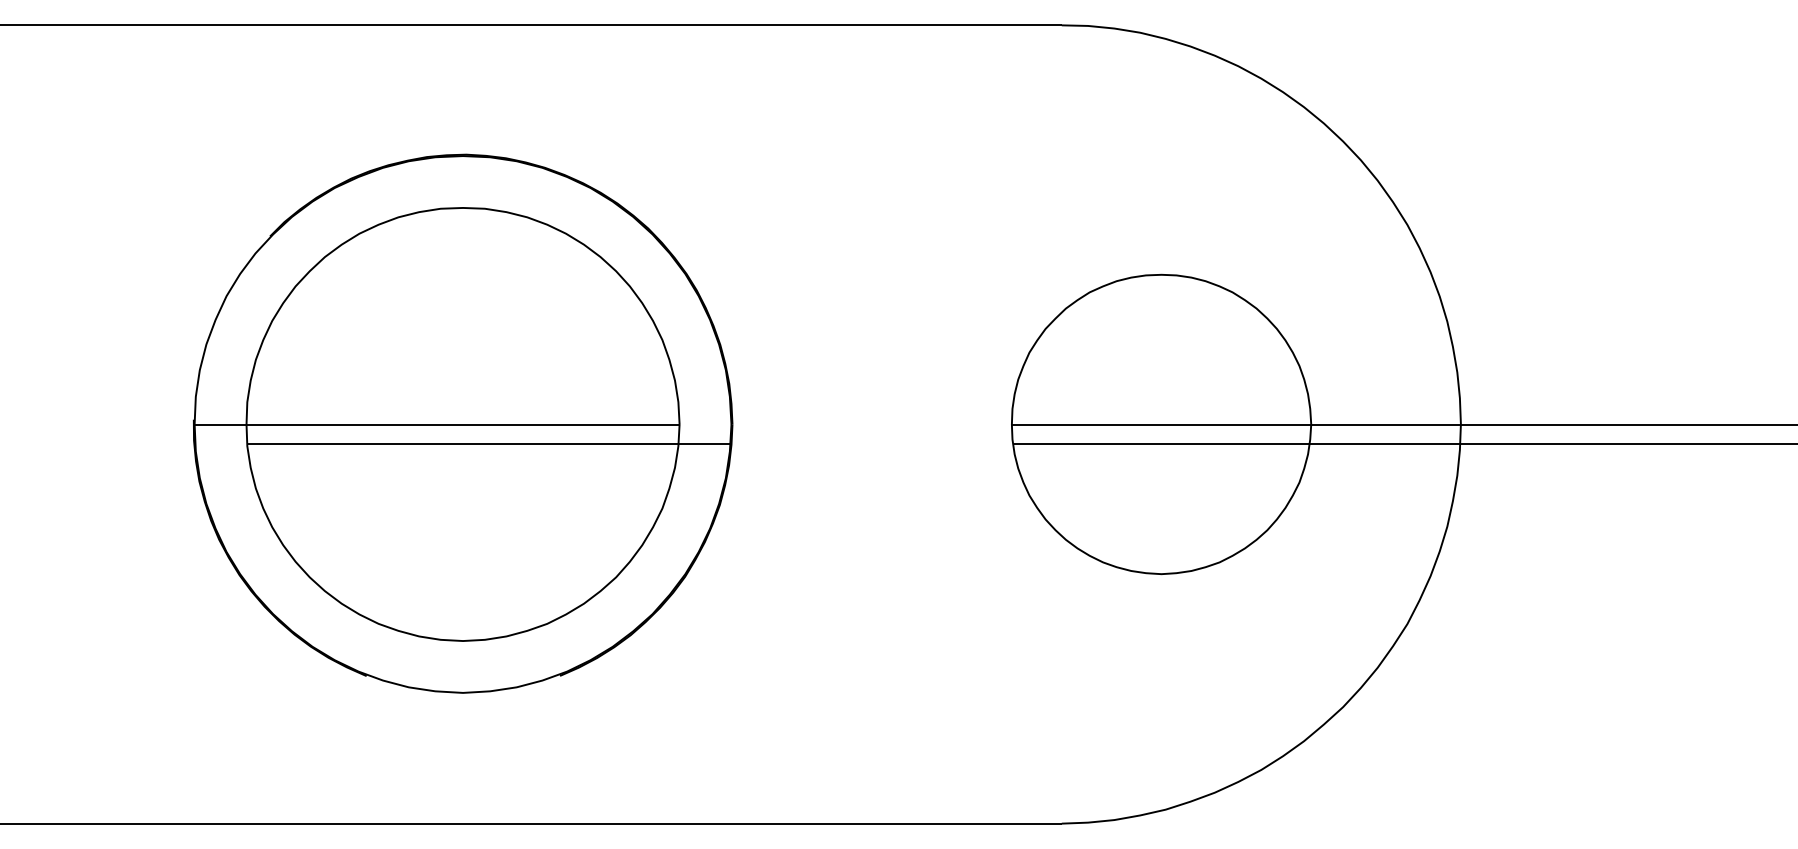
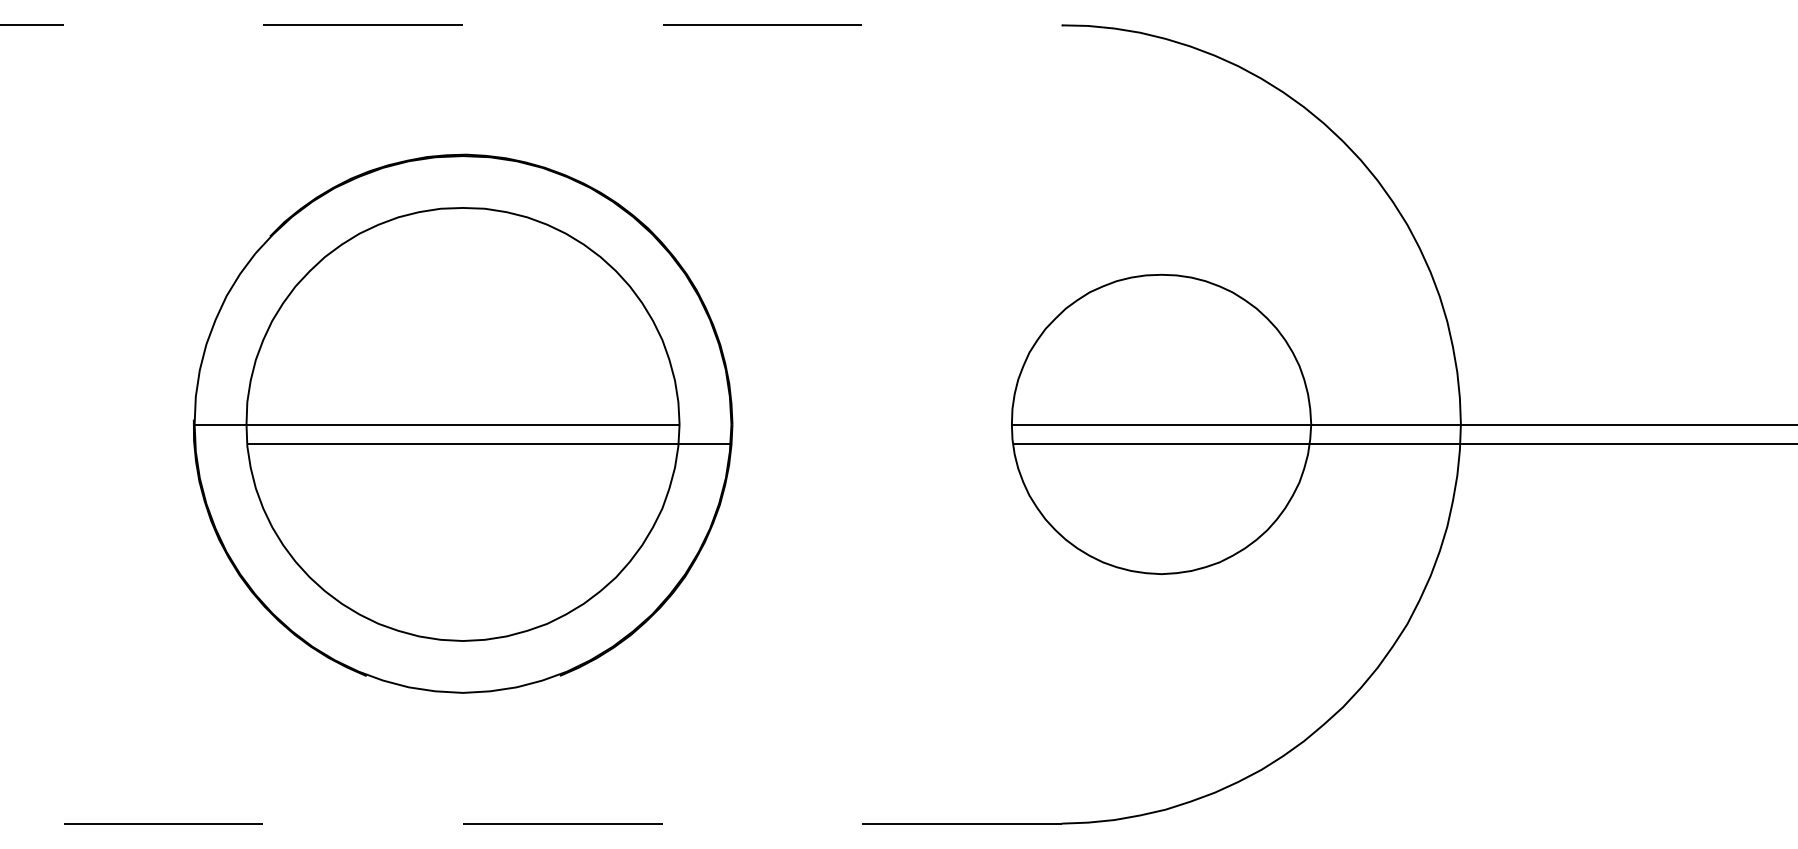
line: solid -> dashed (531, 25)
line: solid -> dashed (531, 823)
